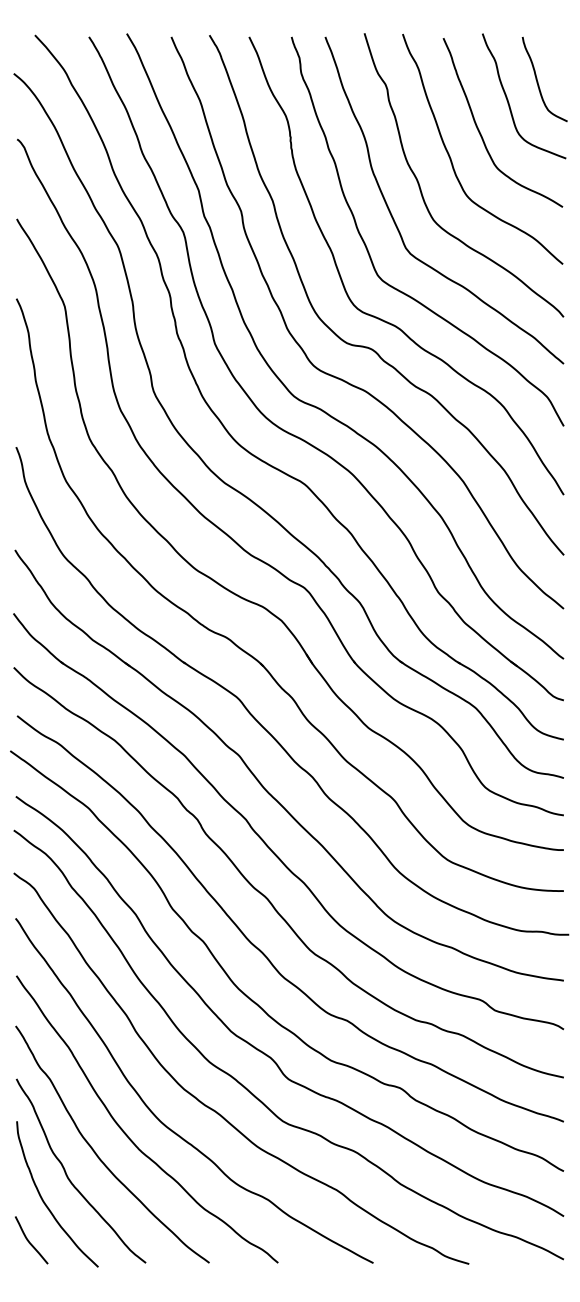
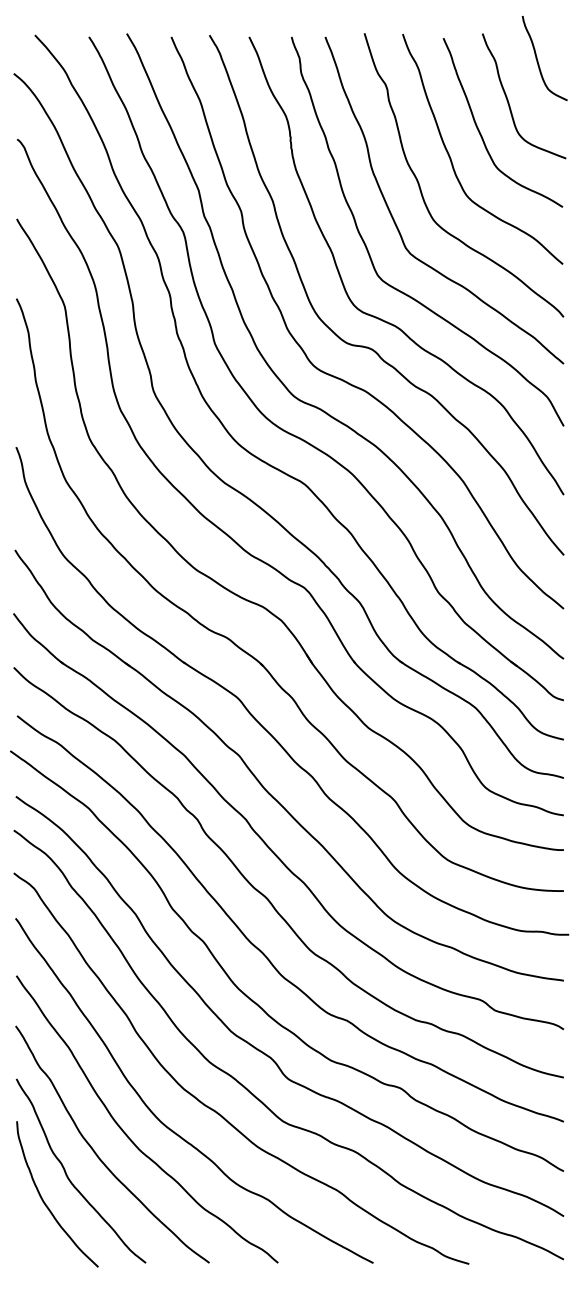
curve position: (538, 81) -> (538, 60) (538, 60)
curve: present -> none (29, 1240)
